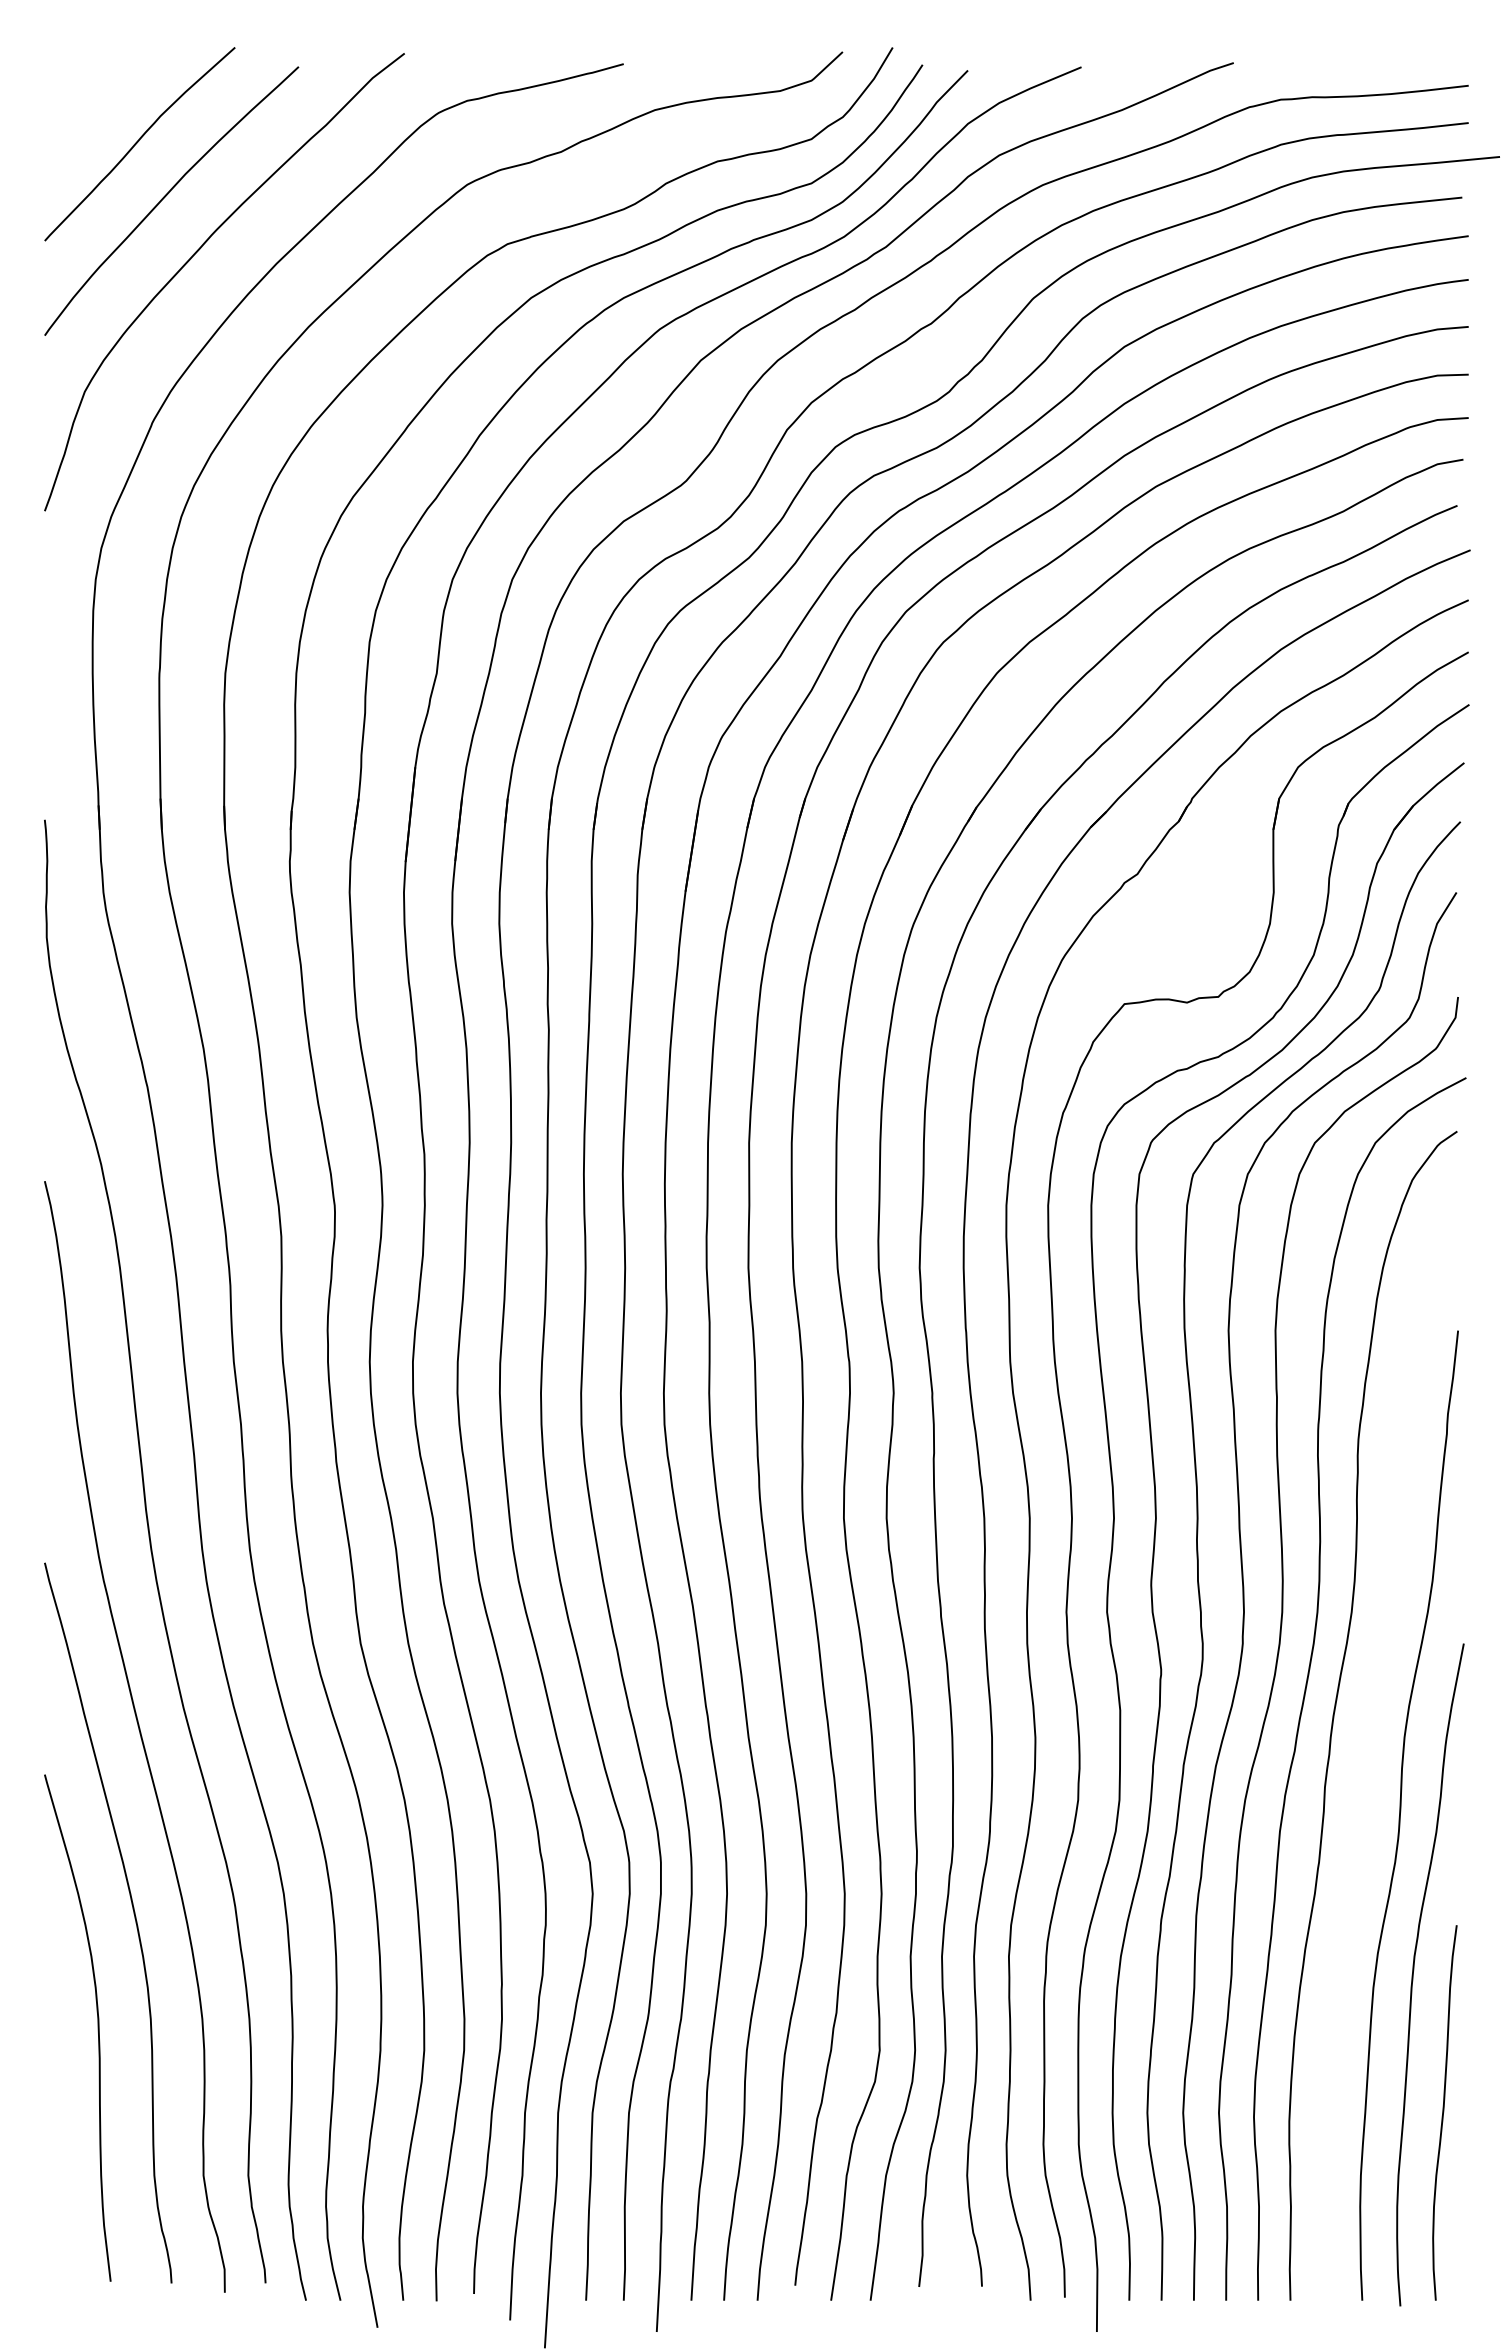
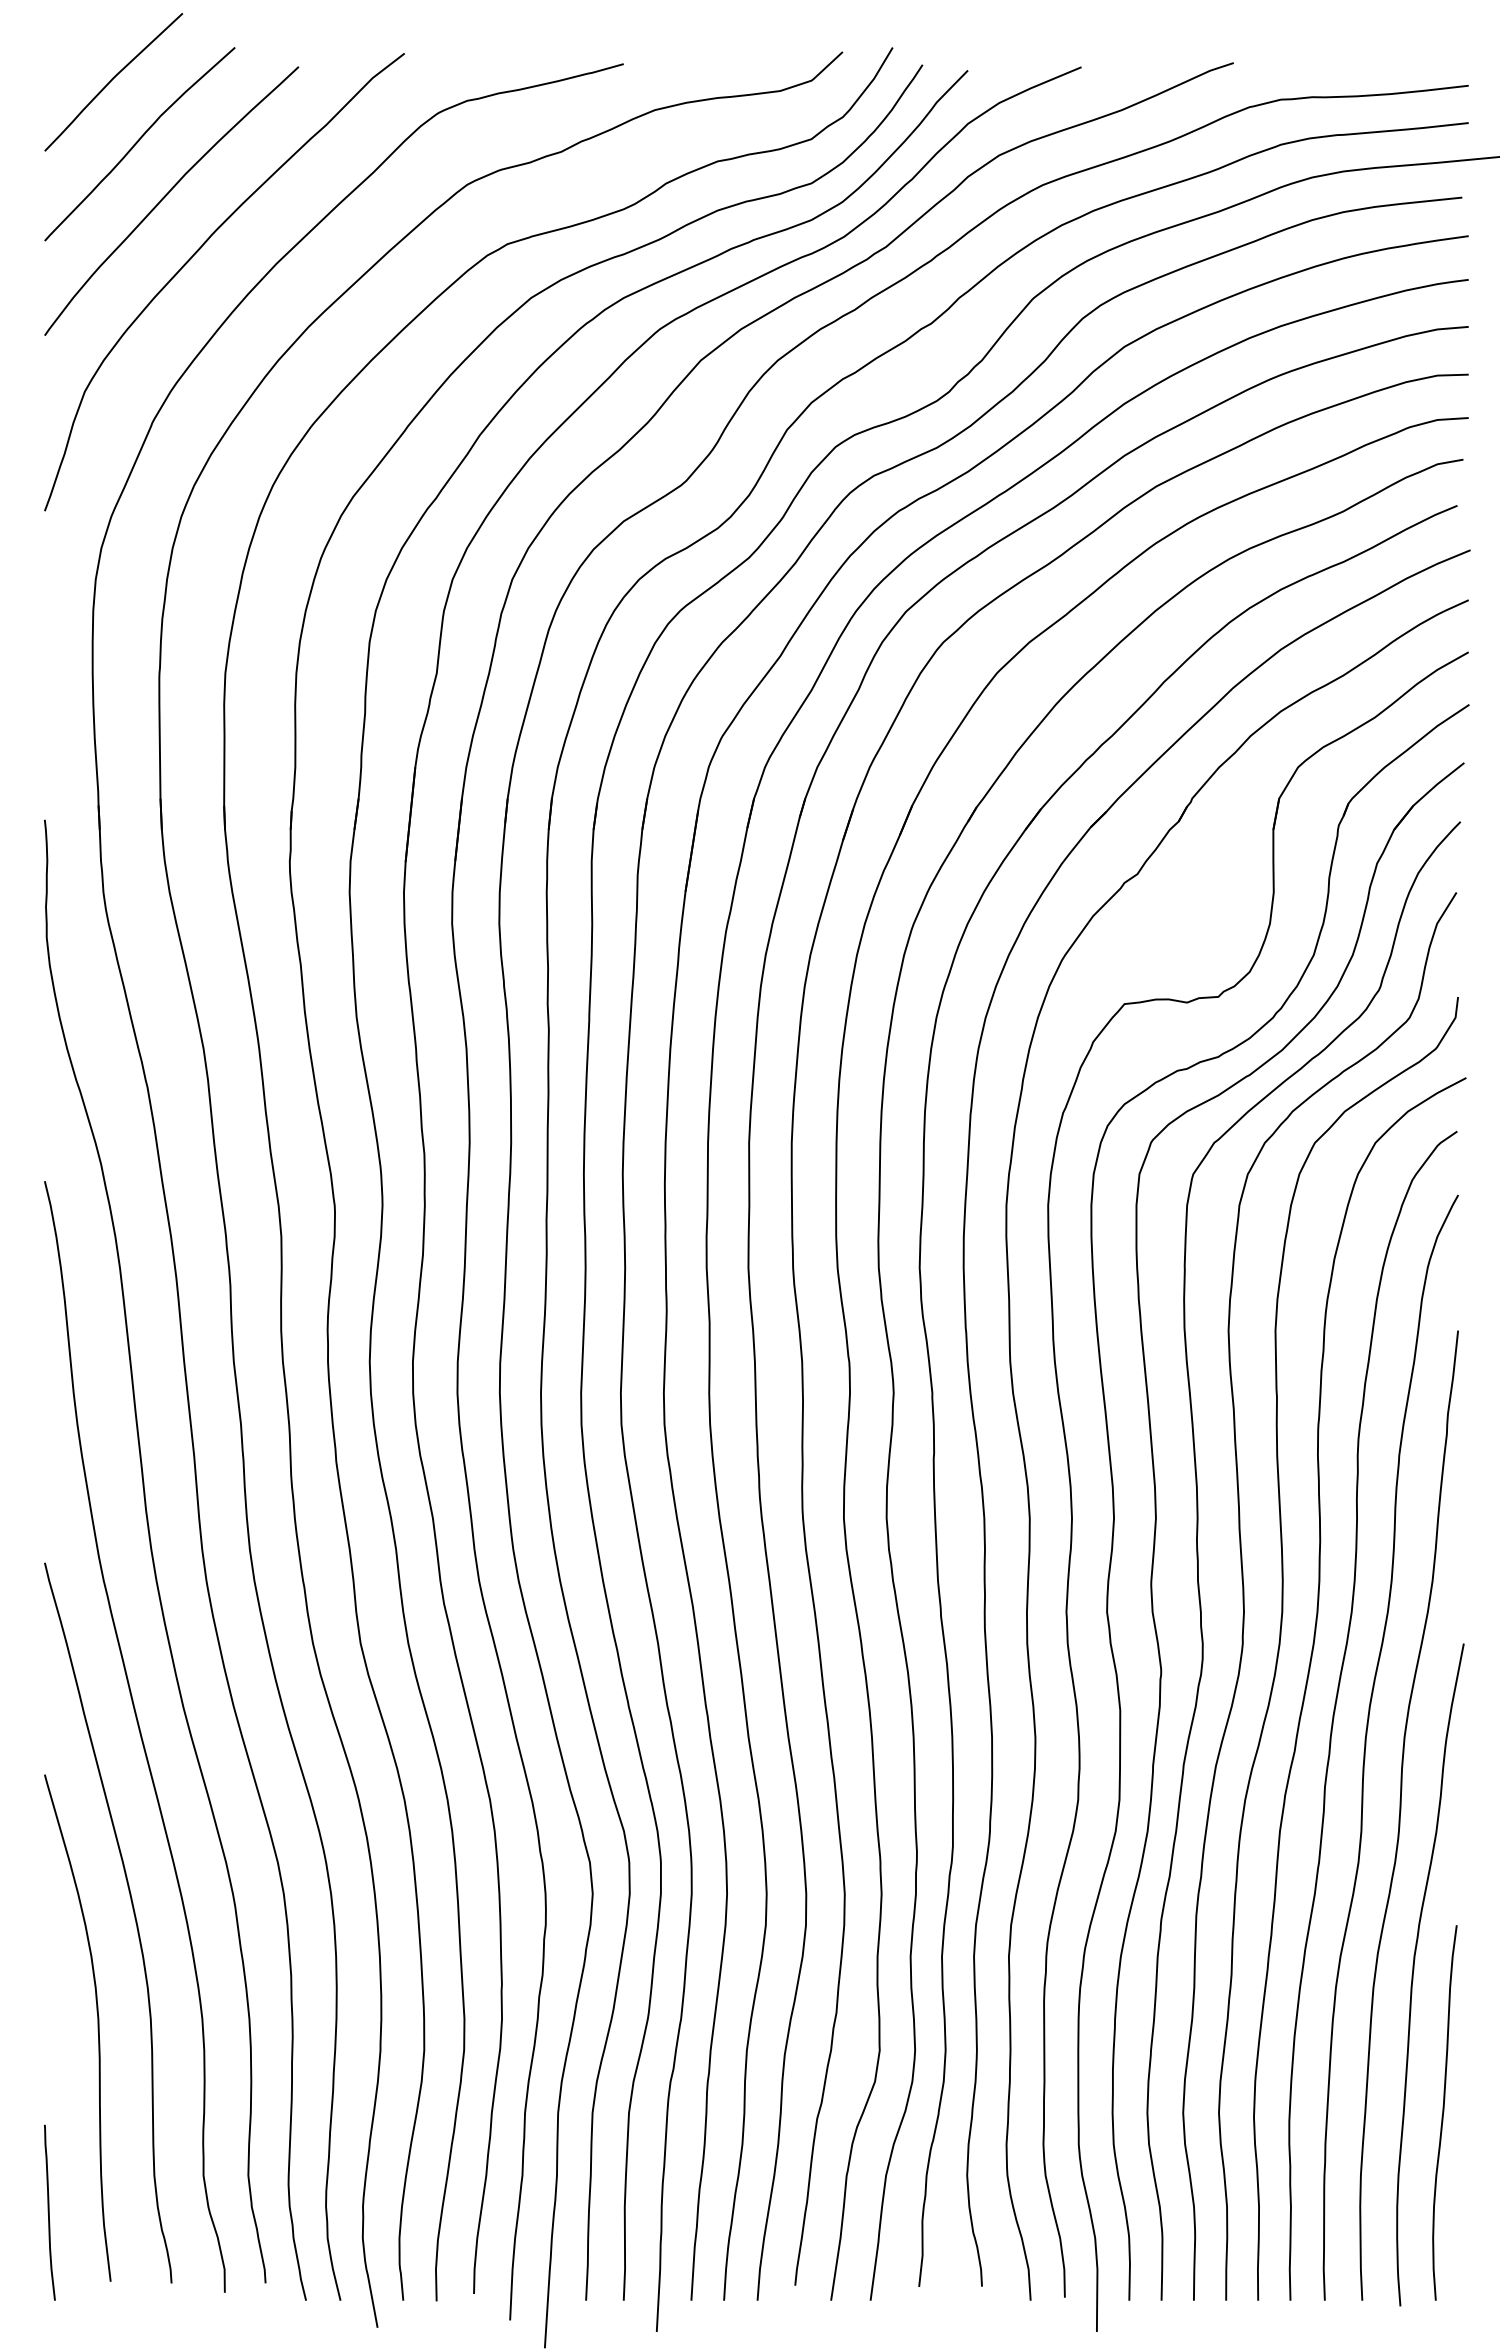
curve: none -> present (112, 80)
curve: none -> present (1366, 1746)
curve: none -> present (49, 2212)
